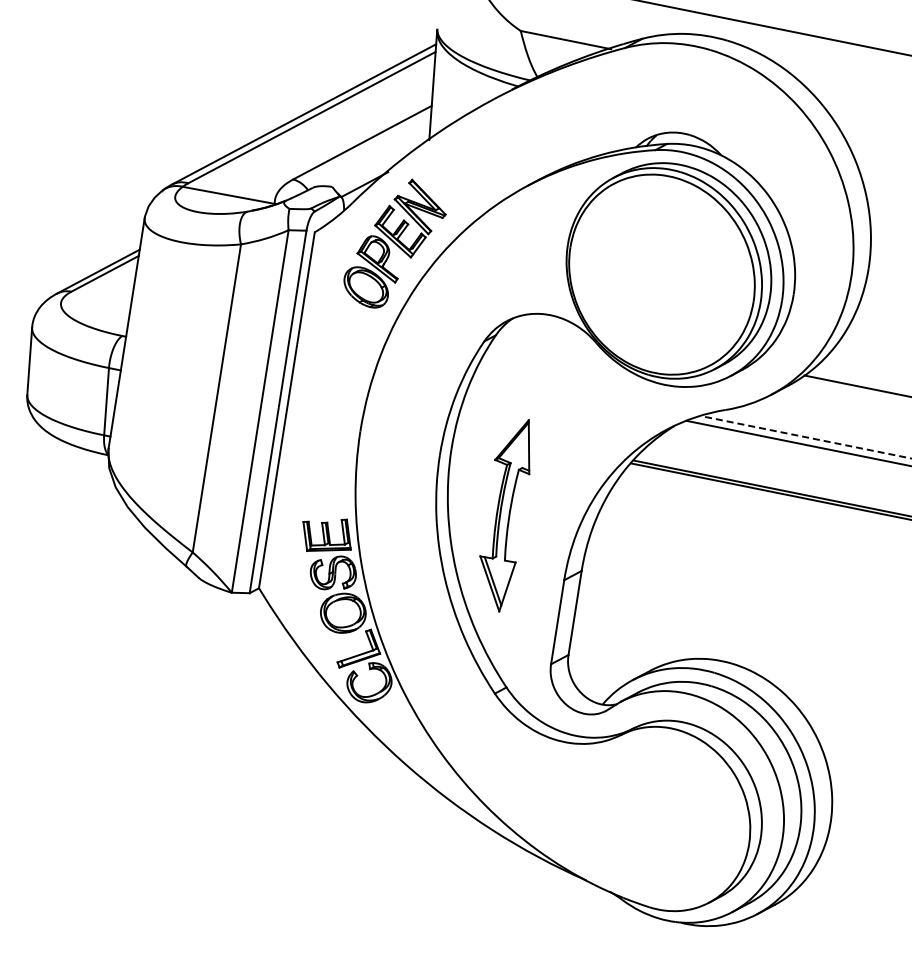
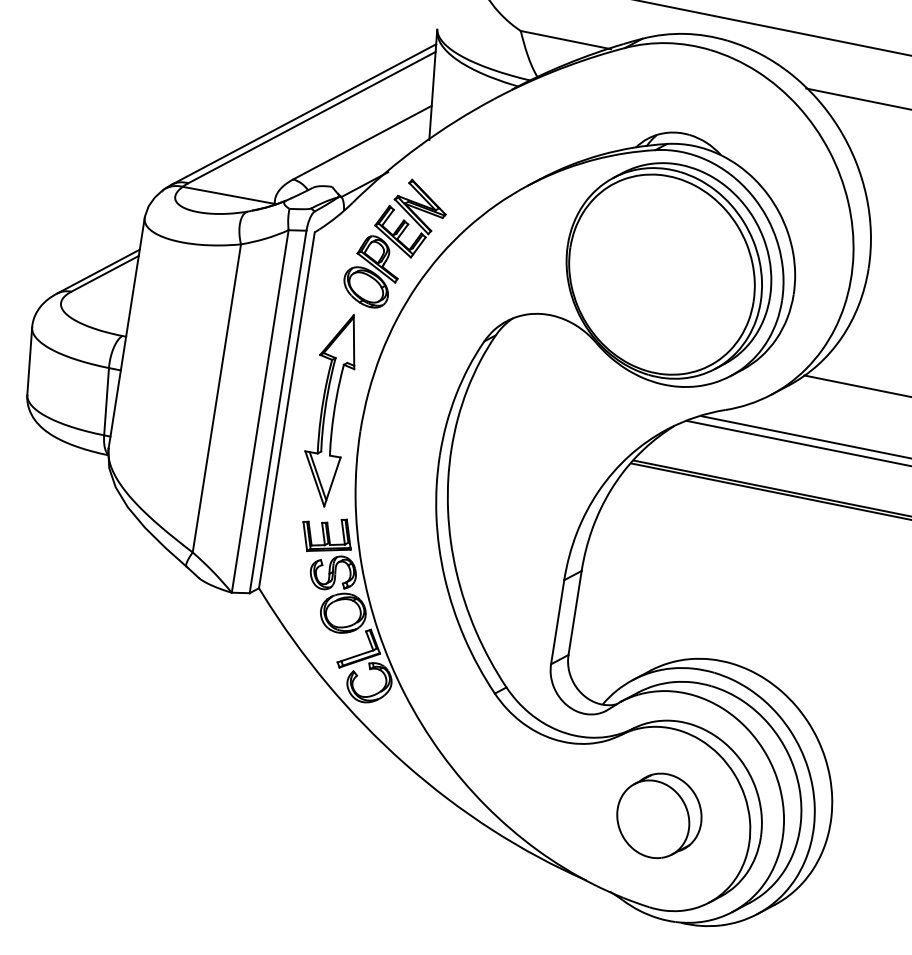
line: none -> present (857, 98)
line: dashed -> solid (806, 437)
part position: (504, 515) -> (329, 410) (329, 410)
part: none -> present (659, 815)
